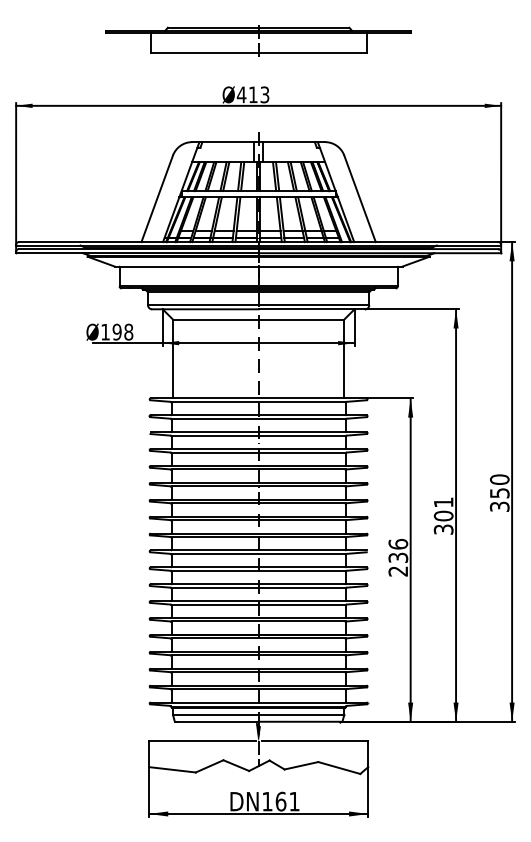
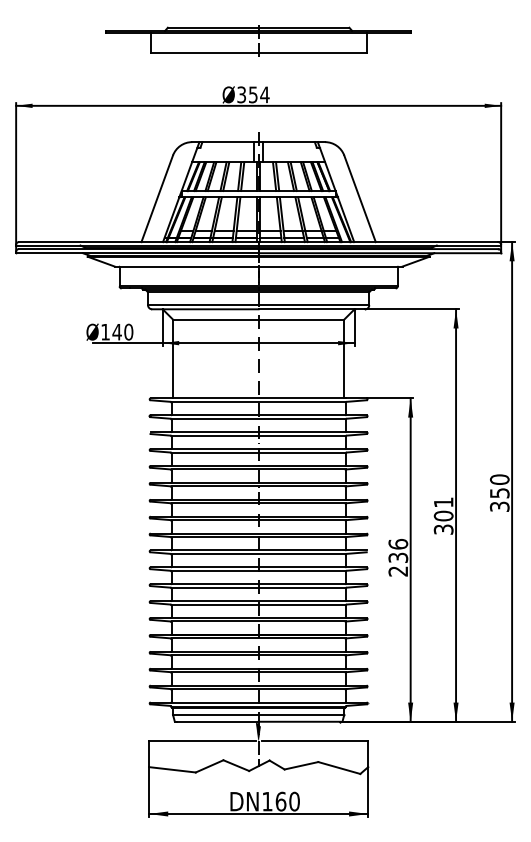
text: 413 -> 354 (252, 94)
text: 198 -> 140 (122, 331)
text: 161 -> 160 (294, 801)
